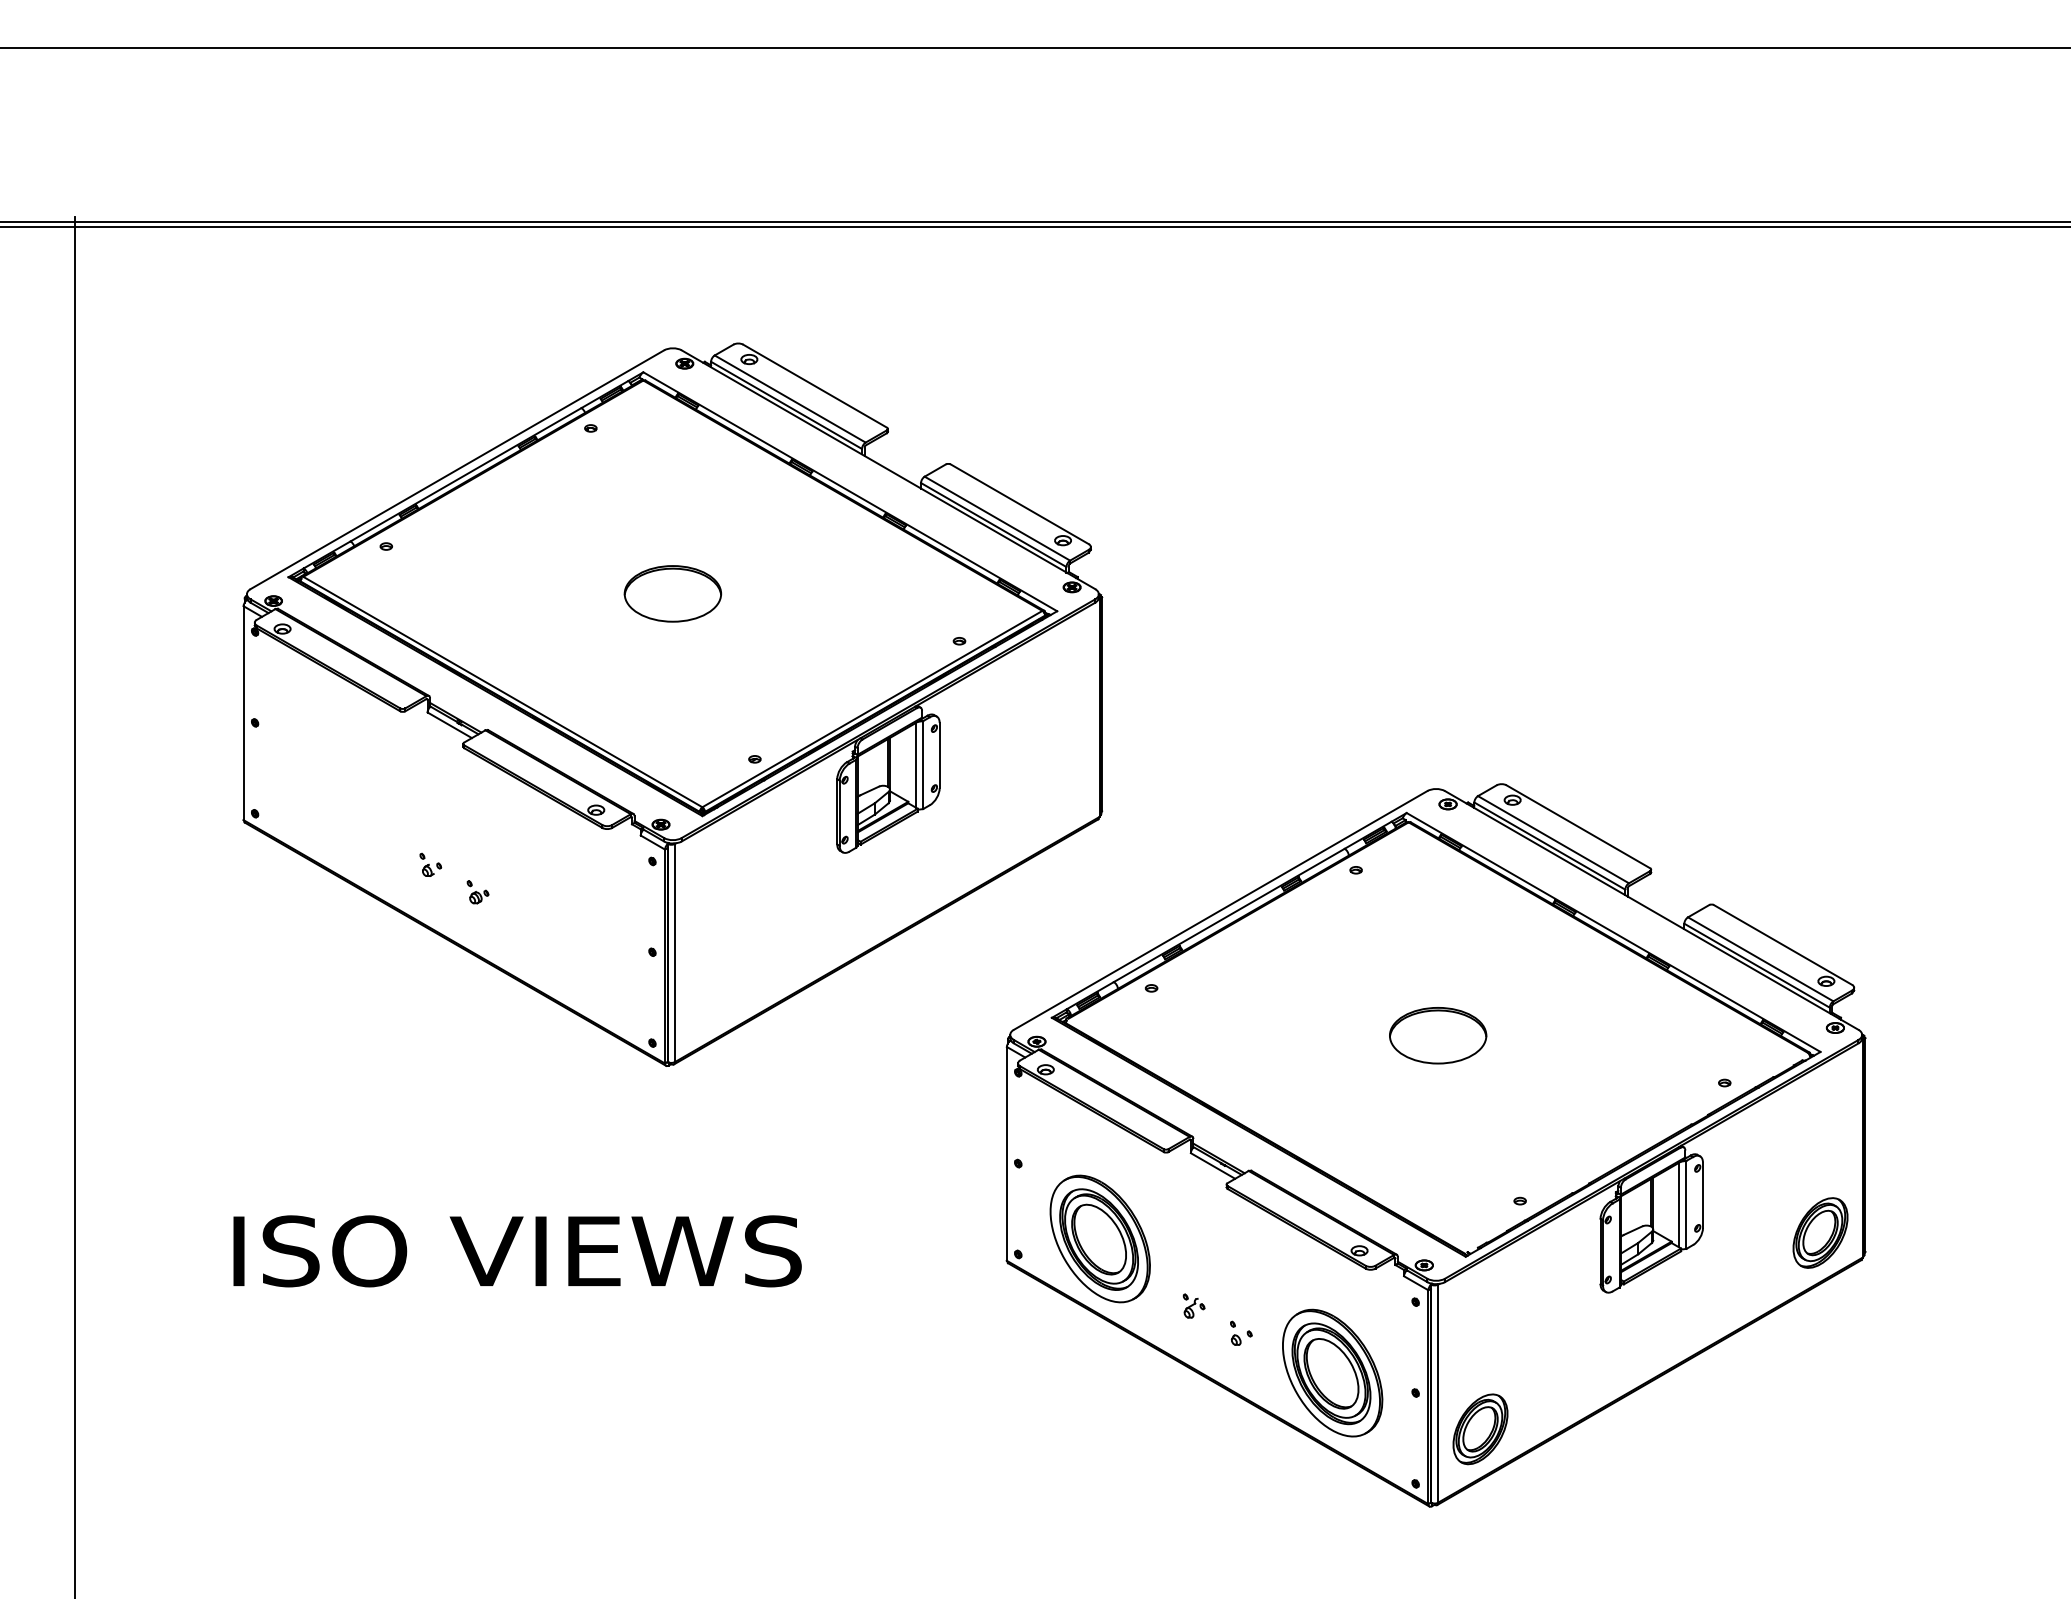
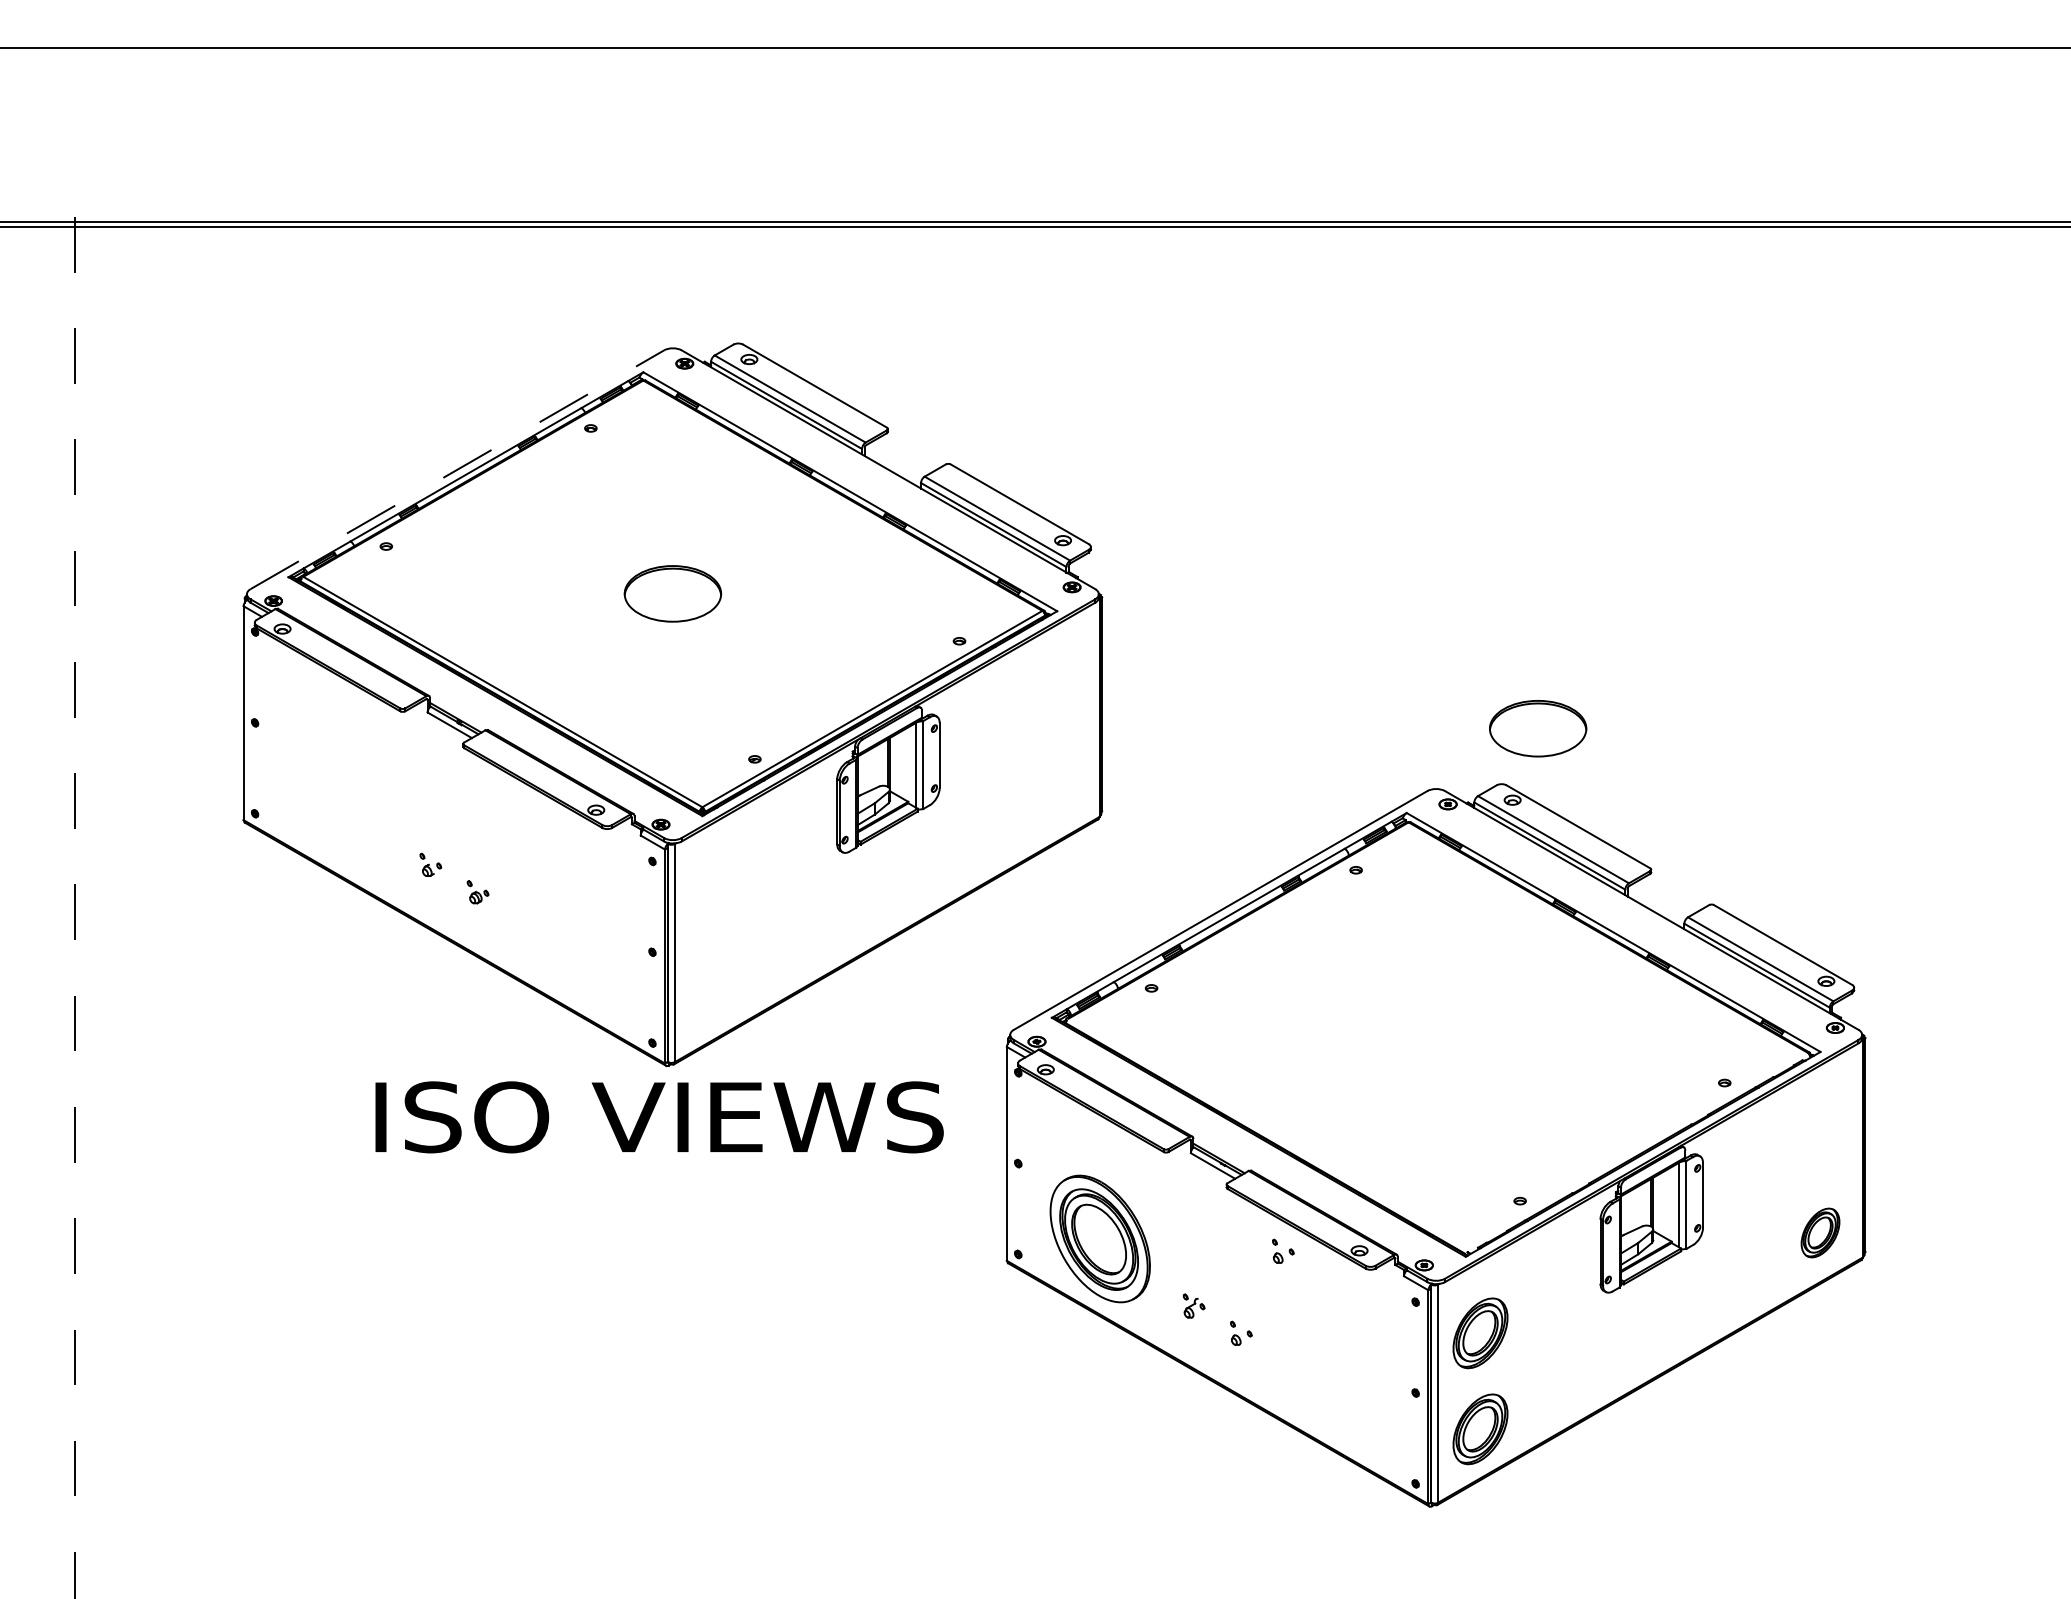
line: solid -> dashed (457, 469)
line: solid -> dashed (75, 907)
part position: (1438, 1035) -> (1538, 728) (1538, 728)
part size: 57x72 px -> 41x52 px (1820, 1232)
part: none -> present (1283, 1250)
text position: (517, 1251) -> (659, 1117) (659, 1117)
part: none -> present (1480, 1333)
part: present -> none (1332, 1372)
